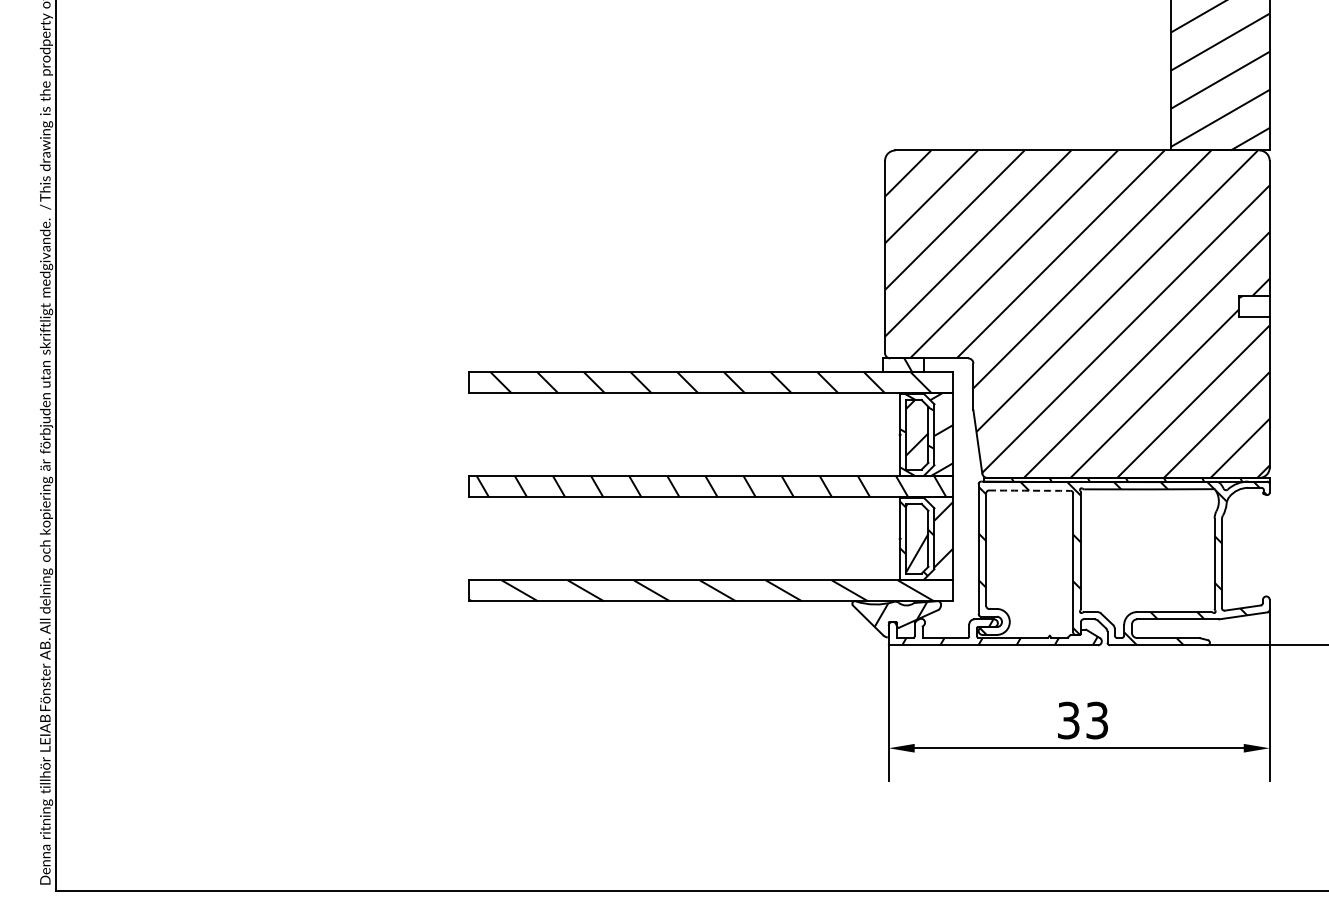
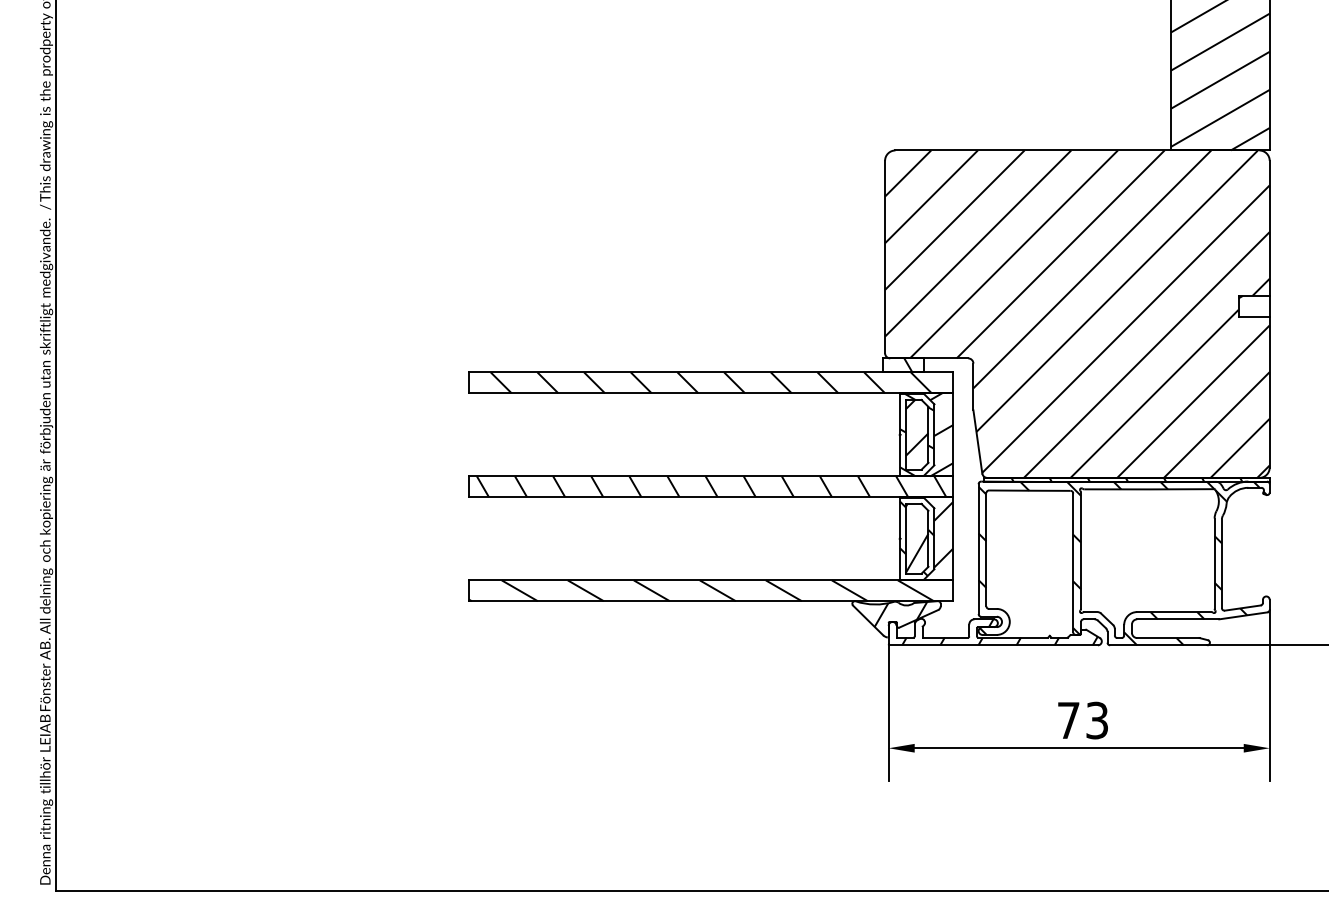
arc: dashed -> solid (1029, 490)
text: 33 -> 73 (1068, 720)
